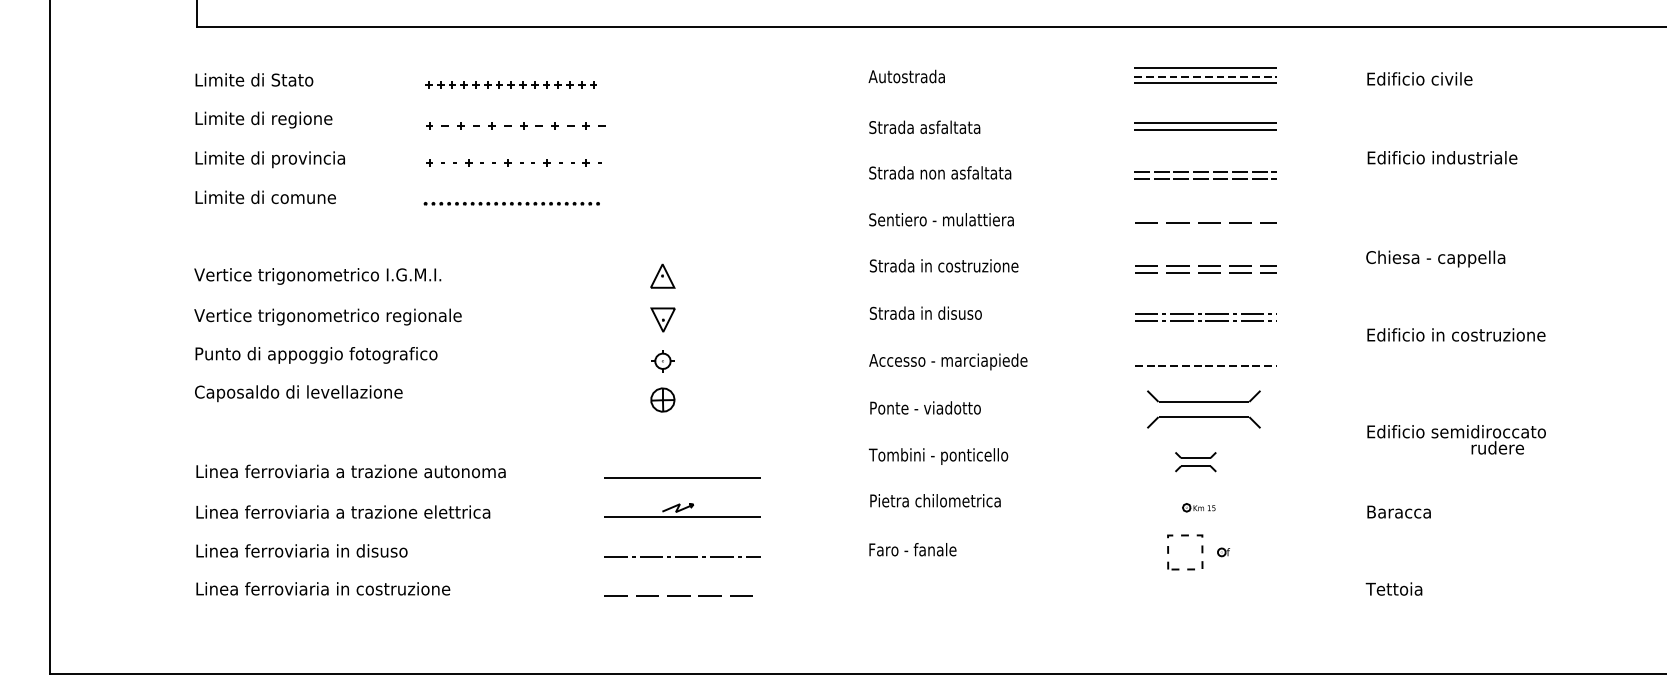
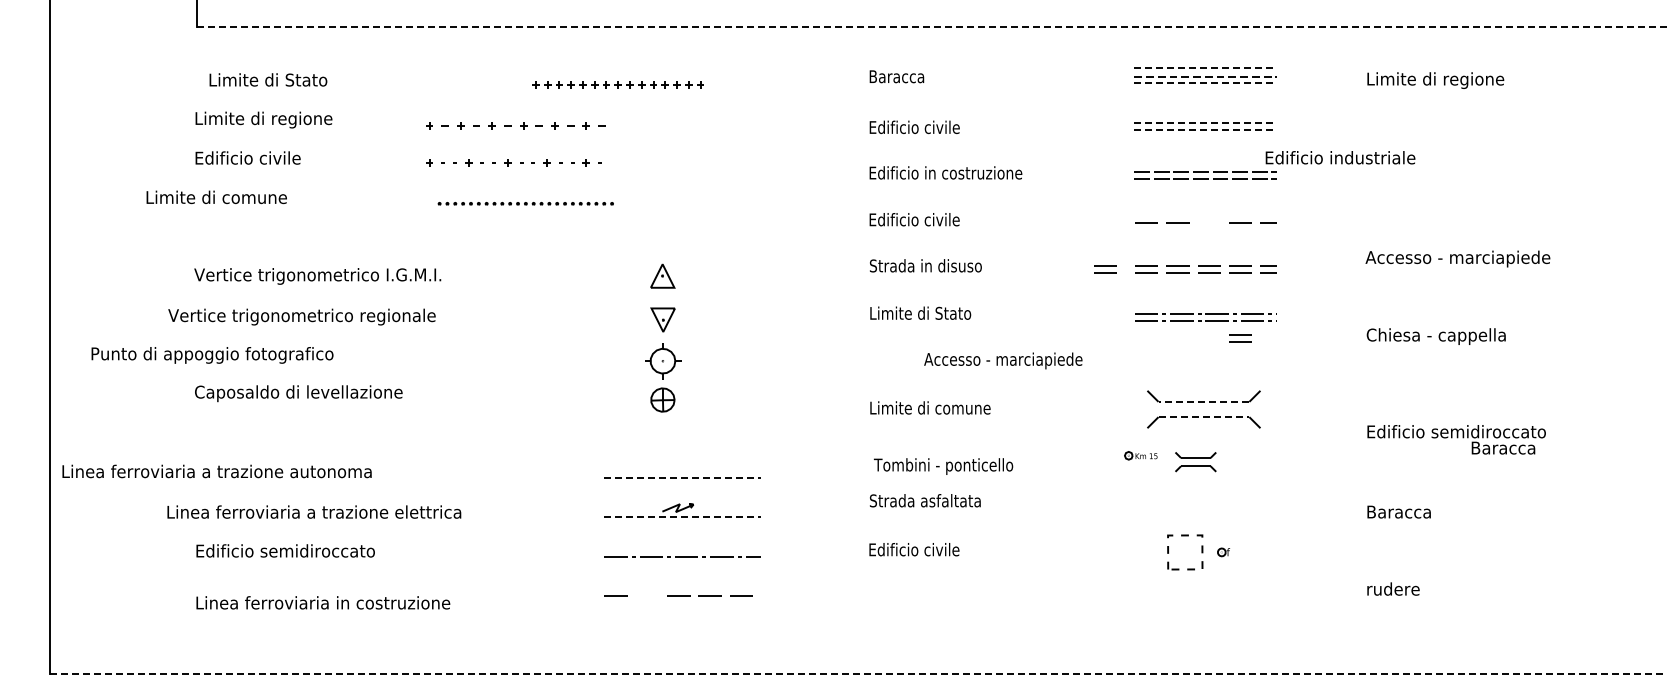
line: solid -> dashed (931, 27)
line: solid -> dashed (1205, 68)
text: Autostrada -> Baracca (906, 76)
text position: (254, 79) -> (268, 79) (268, 79)
text: Edificio civile -> Limite di regione (1436, 80)
line: solid -> dashed (1205, 83)
part position: (510, 84) -> (617, 84) (617, 84)
line: solid -> dashed (1205, 123)
text: Strada asfaltata -> Edificio civile (924, 127)
line: solid -> dashed (1205, 130)
text position: (1442, 157) -> (1340, 157) (1340, 157)
text: Limite di provincia -> Edificio civile (270, 159)
text: Strada non asfaltata -> Edificio in costruzione (945, 172)
text position: (265, 197) -> (216, 197) (216, 197)
part position: (511, 203) -> (525, 203) (525, 203)
text: Sentiero - mulattiera -> Edificio civile (941, 219)
line: present -> none (1209, 222)
text: Chiesa - cappella -> Accesso - marciapiede (1457, 258)
text: Strada in costruzione -> Strada in disuso (978, 265)
part: none -> present (1105, 269)
text: Strada in disuso -> Limite di Stato (925, 312)
text position: (327, 316) -> (301, 316) (301, 316)
text: Edificio in costruzione -> Chiesa - cappella (1455, 336)
part: none -> present (1240, 338)
text position: (316, 355) -> (212, 355) (212, 355)
part size: 24x23 px -> 37x37 px (663, 361)
text position: (948, 361) -> (1003, 360) (1003, 360)
line: present -> none (1205, 365)
line: solid -> dashed (1203, 401)
text: Ponte - viadotto -> Limite di comune (930, 407)
line: solid -> dashed (1204, 417)
text: rudere -> Baracca (1503, 447)
text position: (938, 456) -> (943, 466) (943, 466)
text position: (350, 471) -> (216, 471) (216, 471)
line: solid -> dashed (683, 478)
text: Pietra chilometrica -> Strada asfaltata (934, 500)
part position: (1198, 507) -> (1140, 455) (1140, 455)
text position: (343, 511) -> (314, 511) (314, 511)
line: solid -> dashed (683, 517)
text: Faro - fanale -> Edificio civile (914, 549)
text: Linea ferroviaria in disuso -> Edificio semidiroccato (302, 550)
text position: (323, 588) -> (323, 602) (323, 602)
text: Tettoia -> rudere (1393, 588)
line: present -> none (647, 595)
line: solid -> dashed (858, 674)
